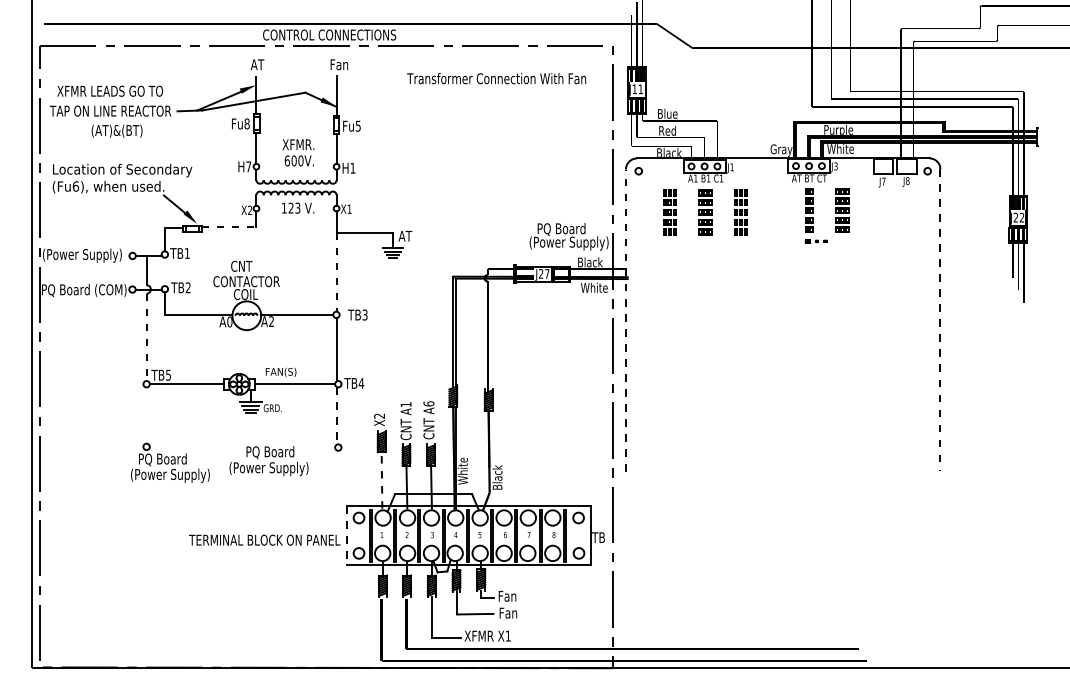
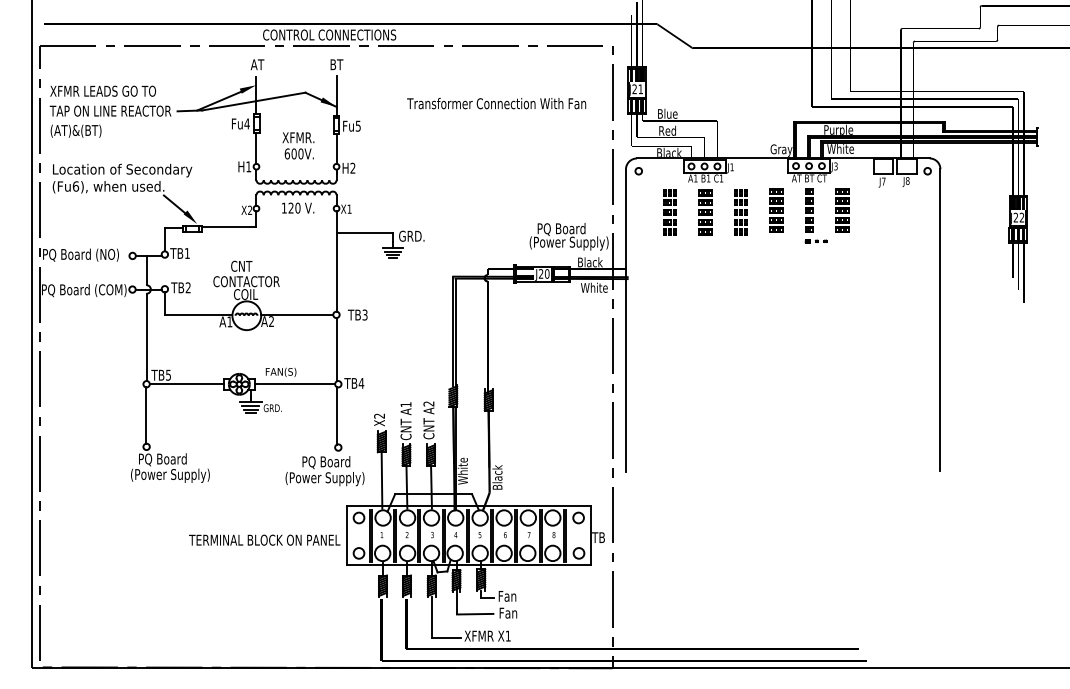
text: Fan -> BT (339, 64)
text position: (496, 78) -> (496, 103) (496, 103)
text: J11 -> J21 (634, 88)
text position: (109, 90) -> (102, 90) (102, 90)
text: Fu8 -> Fu4 (246, 123)
text position: (116, 130) -> (75, 130) (75, 130)
text position: (298, 152) -> (298, 145) (298, 145)
text: H7 -> H1 (248, 166)
text: H1 -> H2 (352, 167)
text: 123 -> 120 (297, 207)
part: none -> present (776, 210)
line: dashed -> solid (229, 227)
text: AT -> GRD. (411, 235)
text: (Power Supply) -> PQ Board (NO) (82, 255)
line: dashed -> solid (336, 272)
text: J27 -> J20 (546, 273)
line: dashed -> solid (625, 320)
line: dashed -> solid (940, 320)
text: A0 -> A1 (229, 321)
line: dashed -> solid (146, 337)
text: A6 -> A2 (428, 403)
line: none -> present (146, 415)
line: dashed -> solid (337, 415)
text position: (268, 461) -> (324, 471) (324, 471)
line: dashed -> solid (382, 479)
line: dashed -> solid (347, 536)
